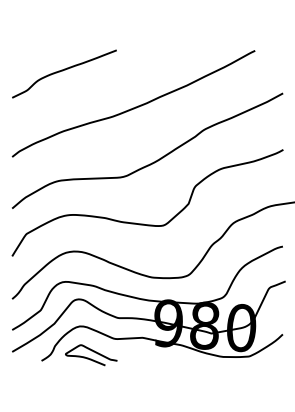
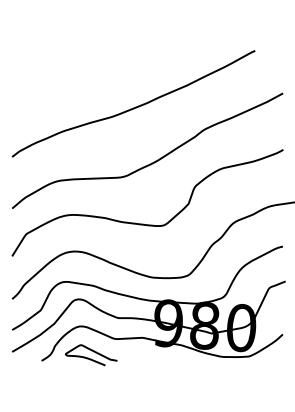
curve: present -> none (62, 71)
